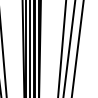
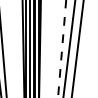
line: solid -> dashed (62, 49)
